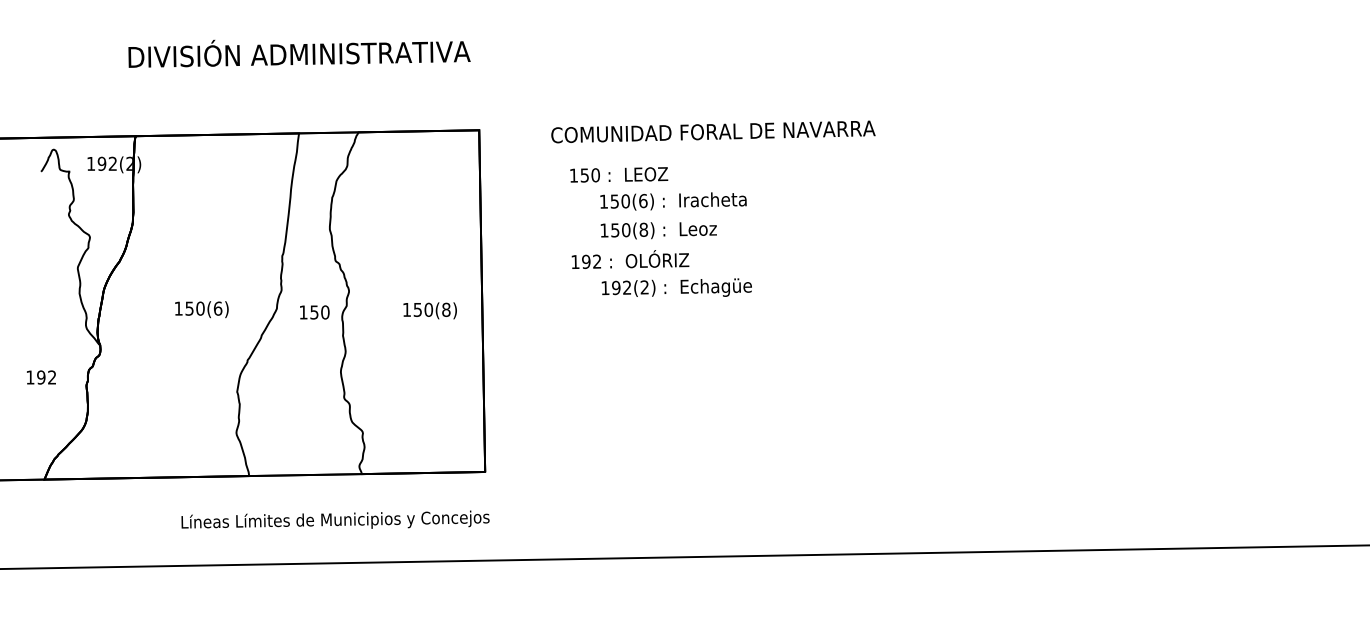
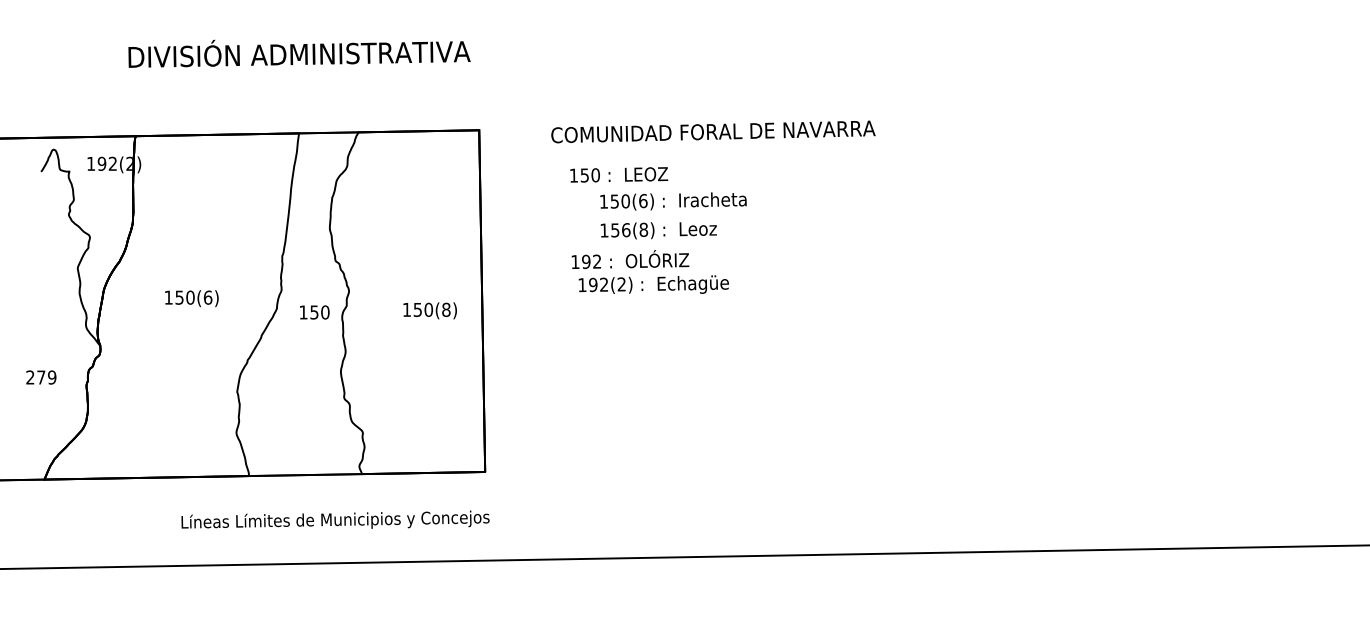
text: 150(8) -> 156(8) (626, 229)
text position: (676, 287) -> (653, 284) (653, 284)
text position: (201, 309) -> (191, 298) (191, 298)
text: 192 -> 279 (41, 377)
